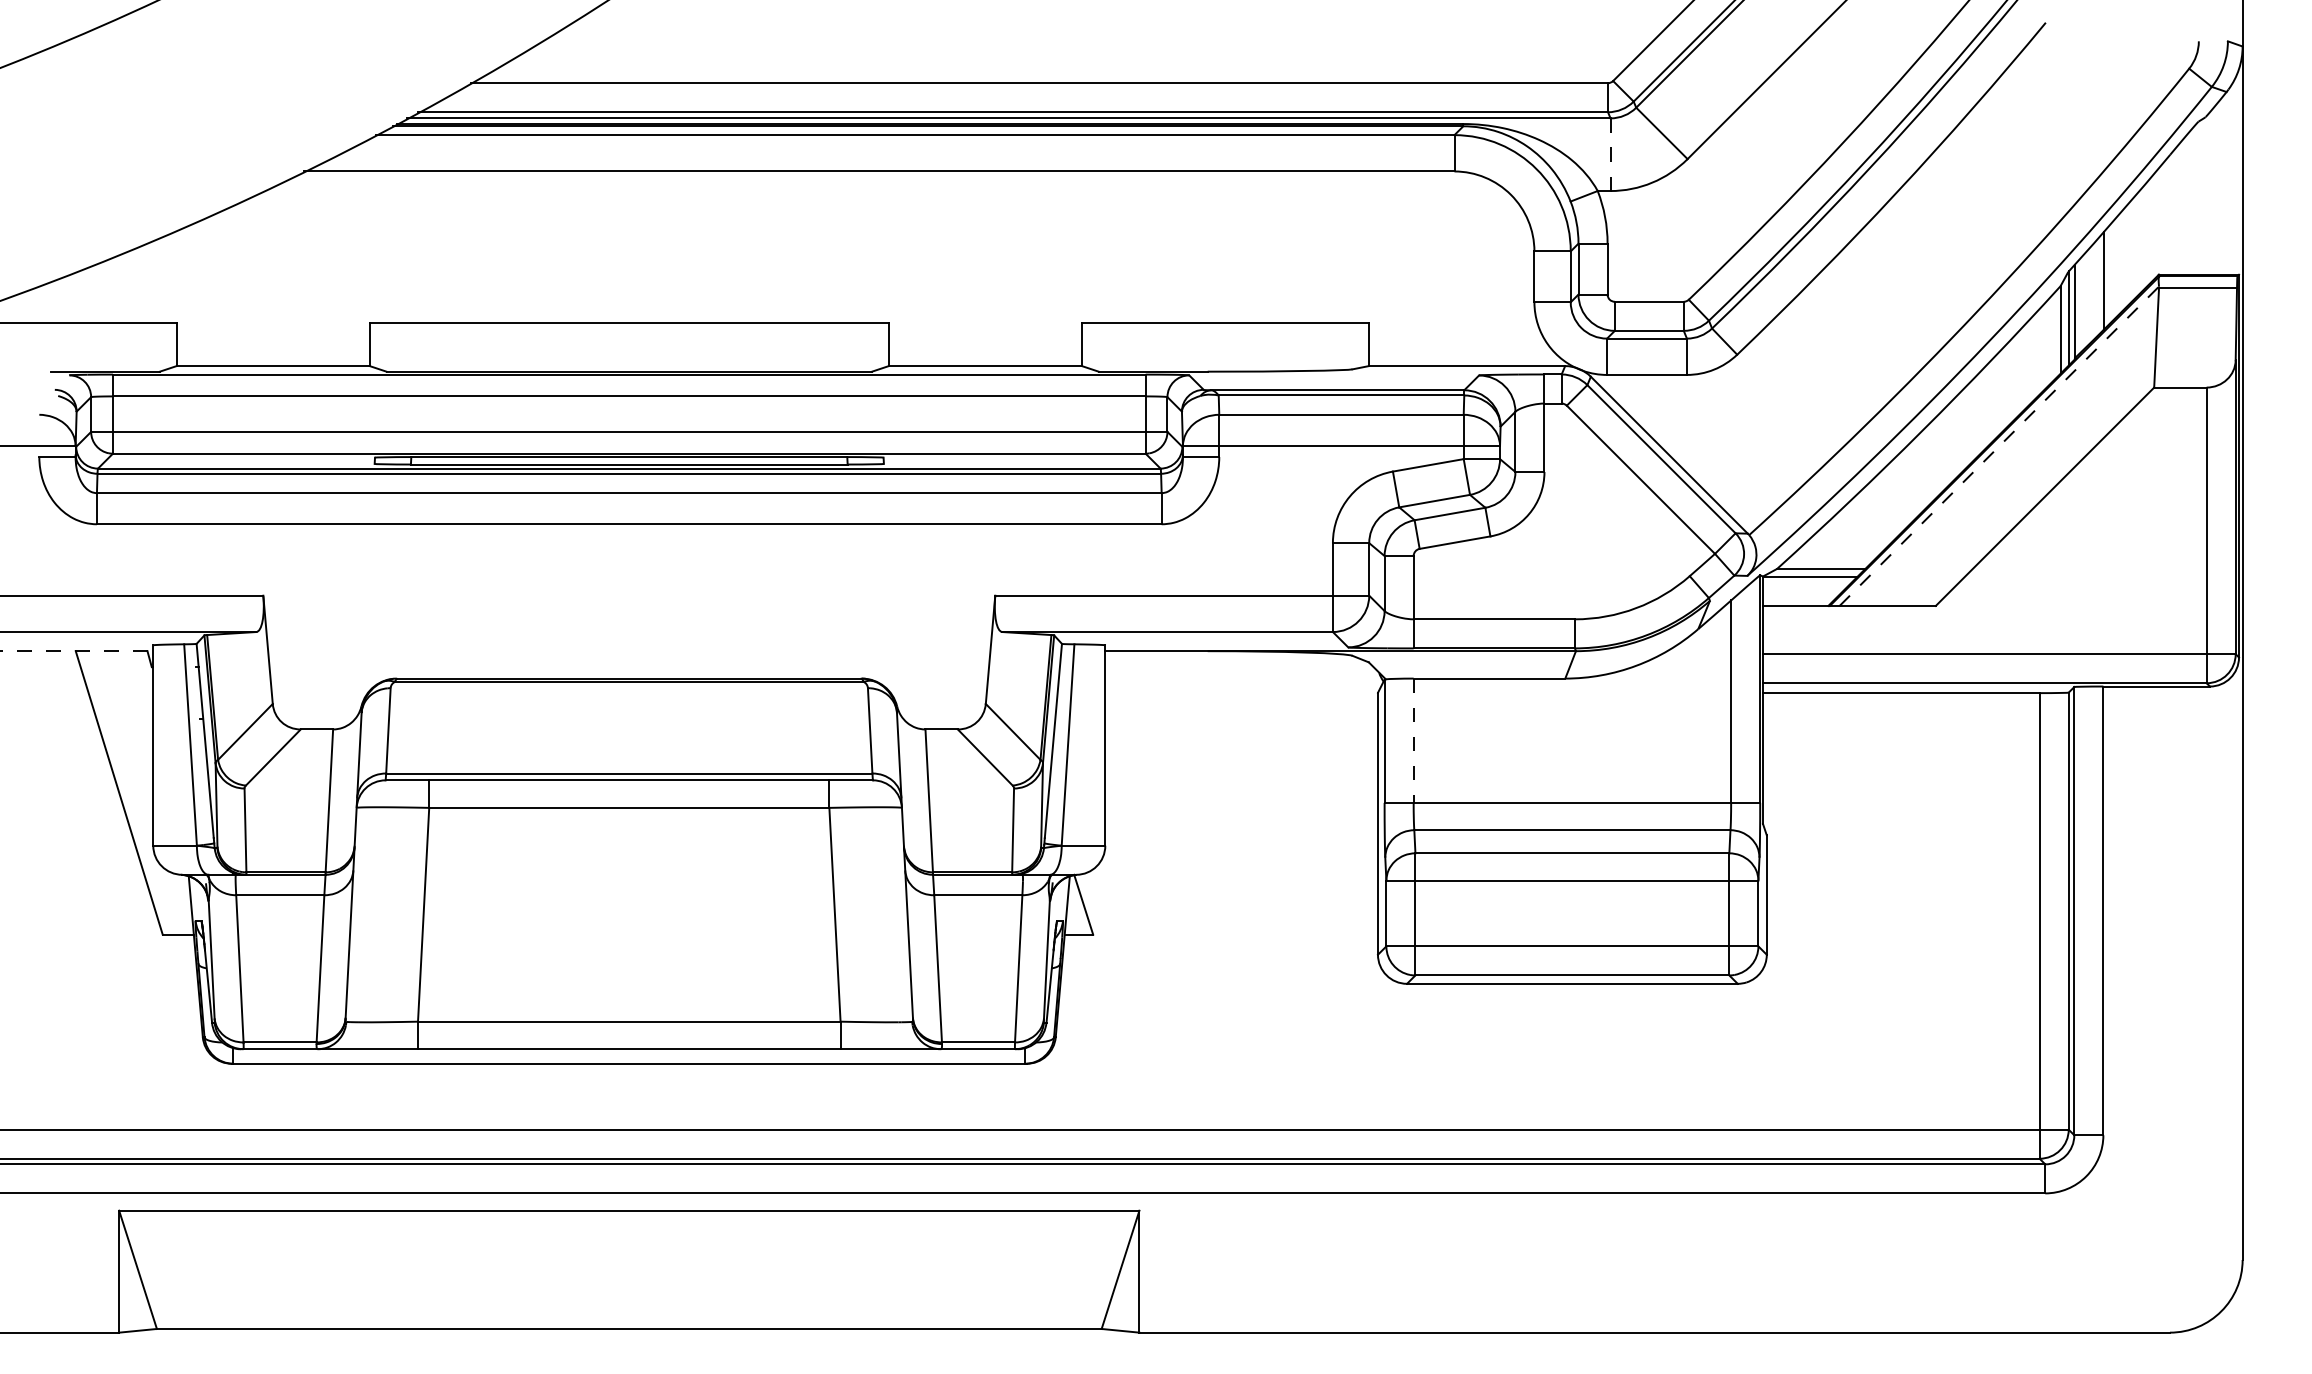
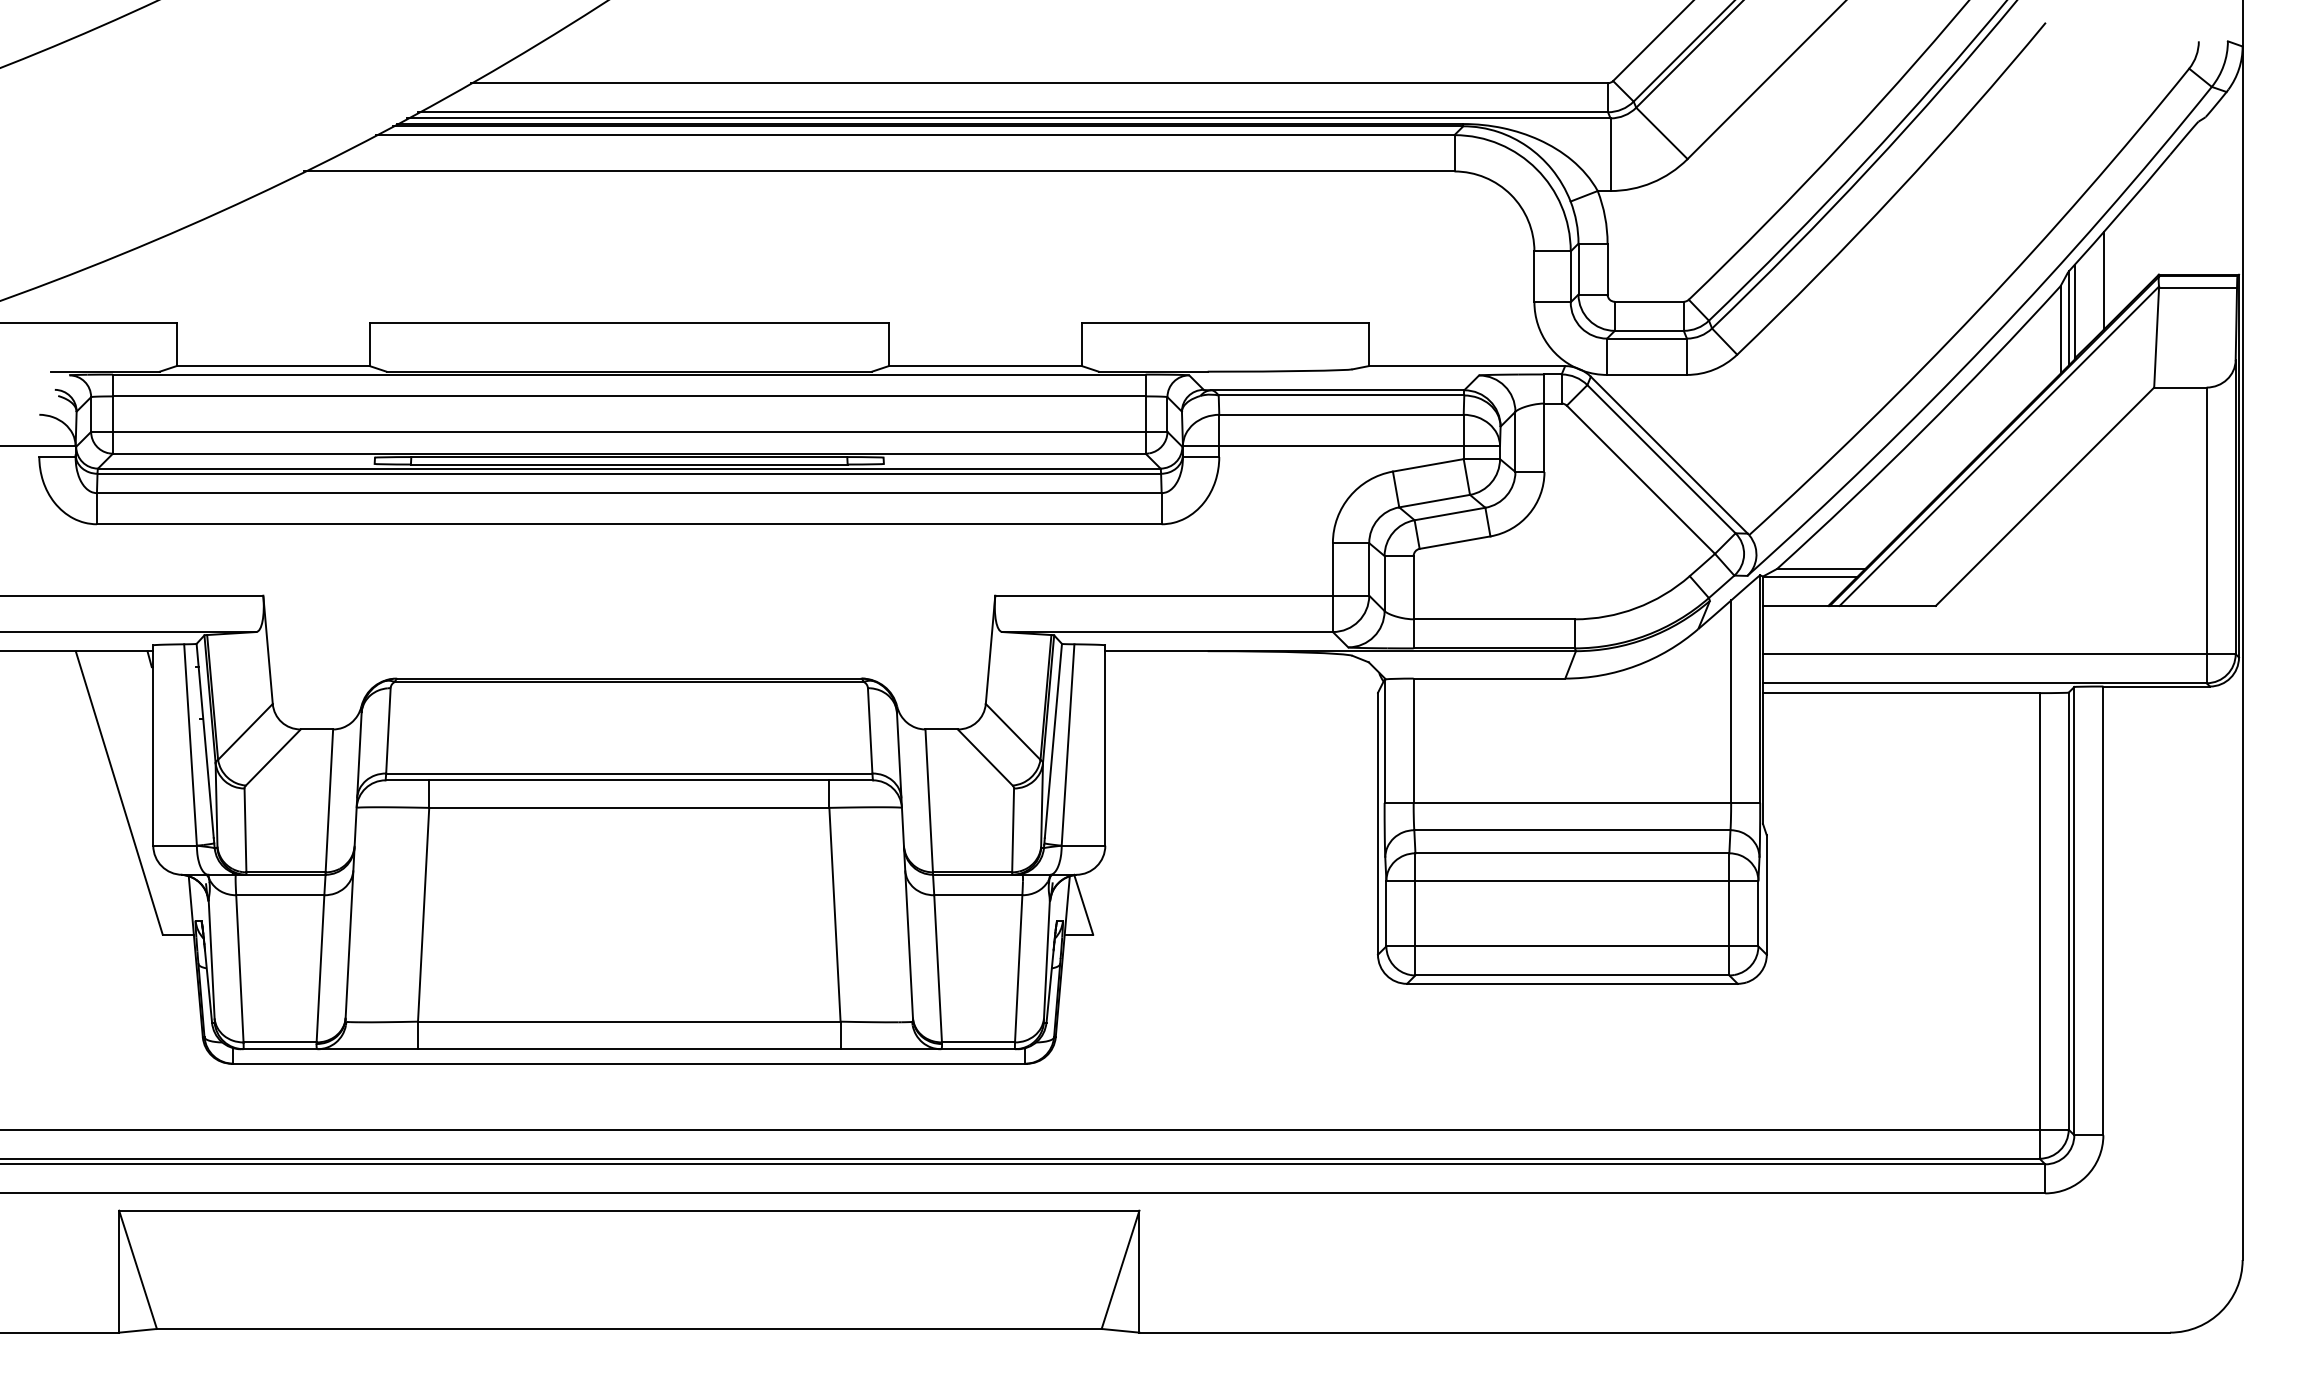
line: dashed -> solid (1610, 155)
line: dashed -> solid (1999, 446)
line: dashed -> solid (77, 651)
line: dashed -> solid (1413, 741)
